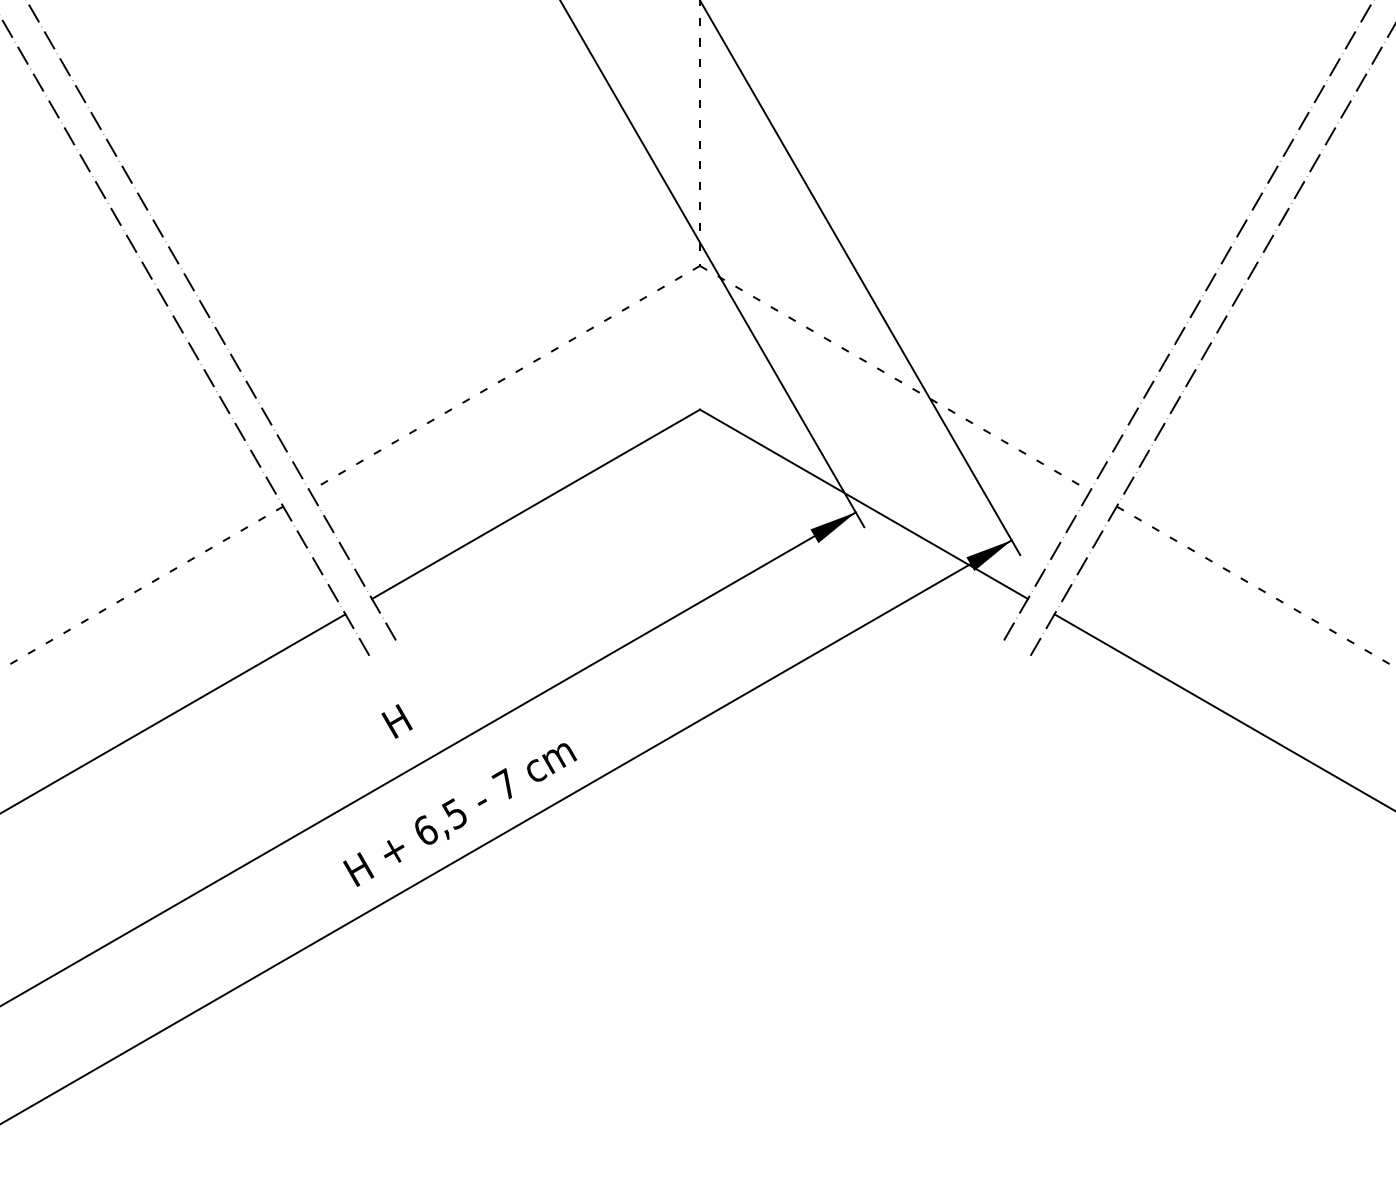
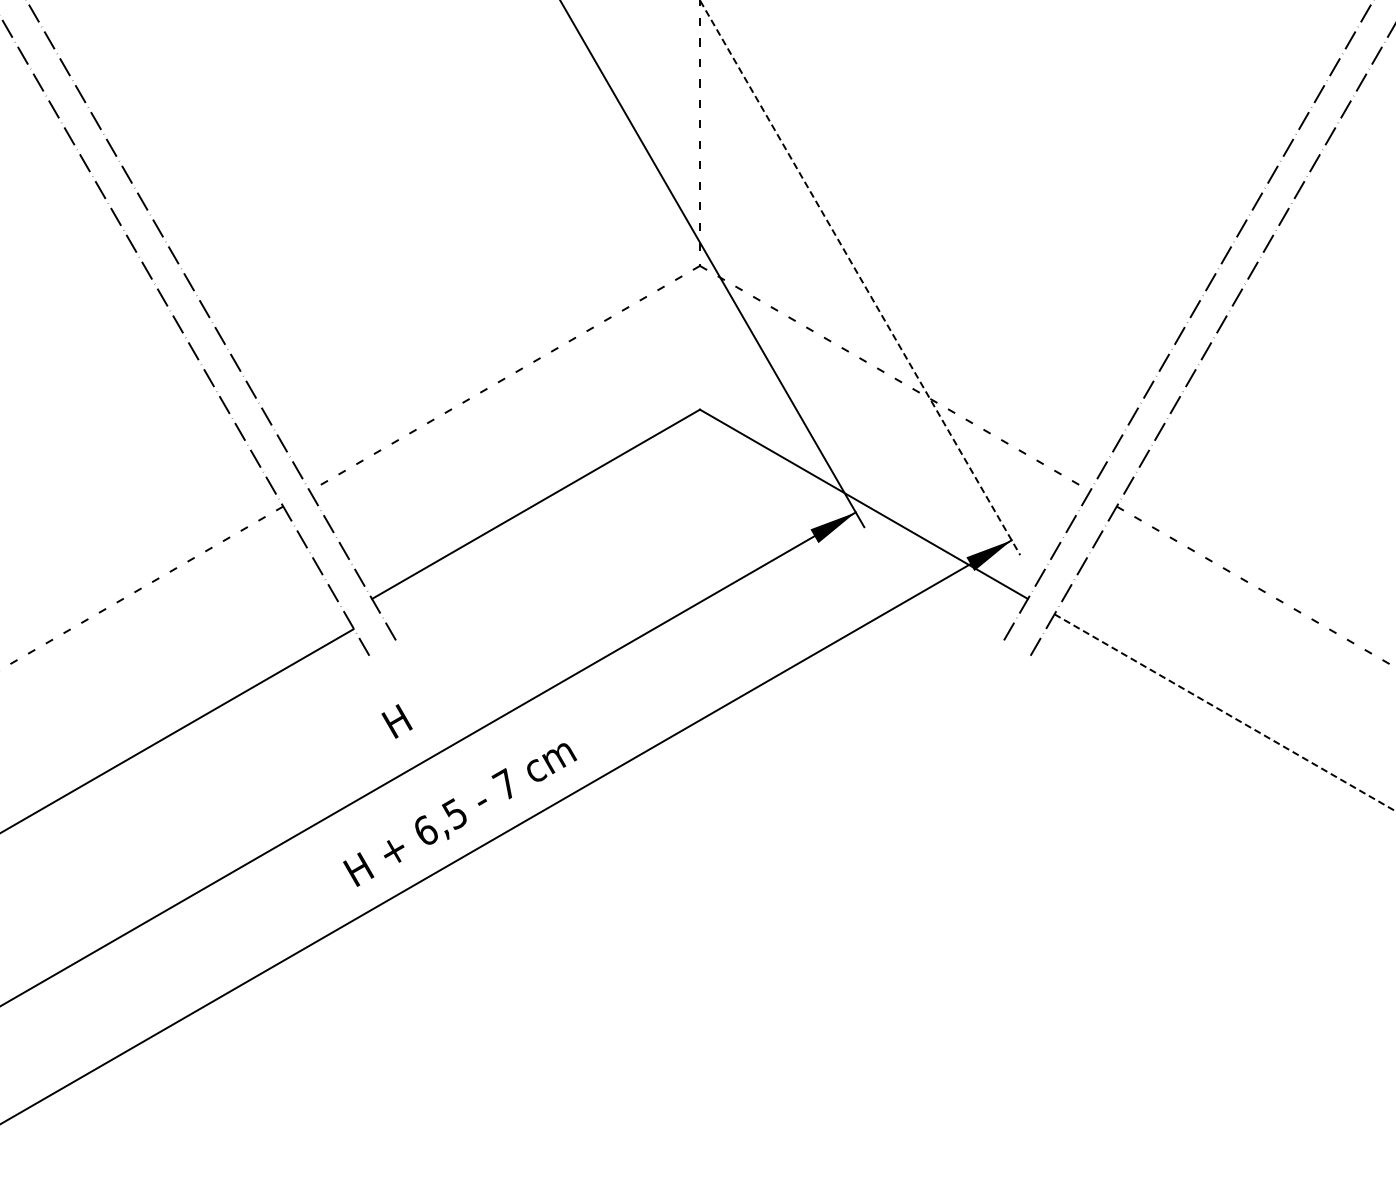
line: solid -> dashed (860, 278)
line: solid -> dashed (1224, 712)
line position: (173, 713) -> (177, 730) (177, 730)
